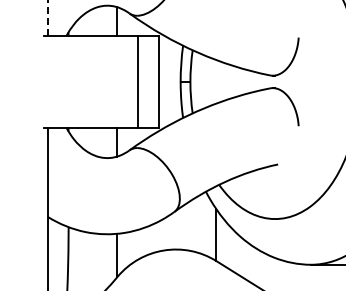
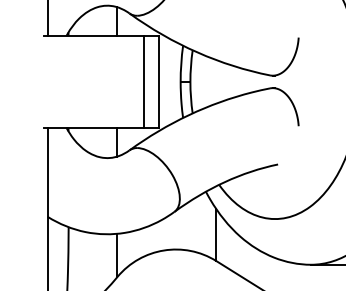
line: dashed -> solid (47, 18)
line position: (137, 81) -> (143, 81) (143, 81)
